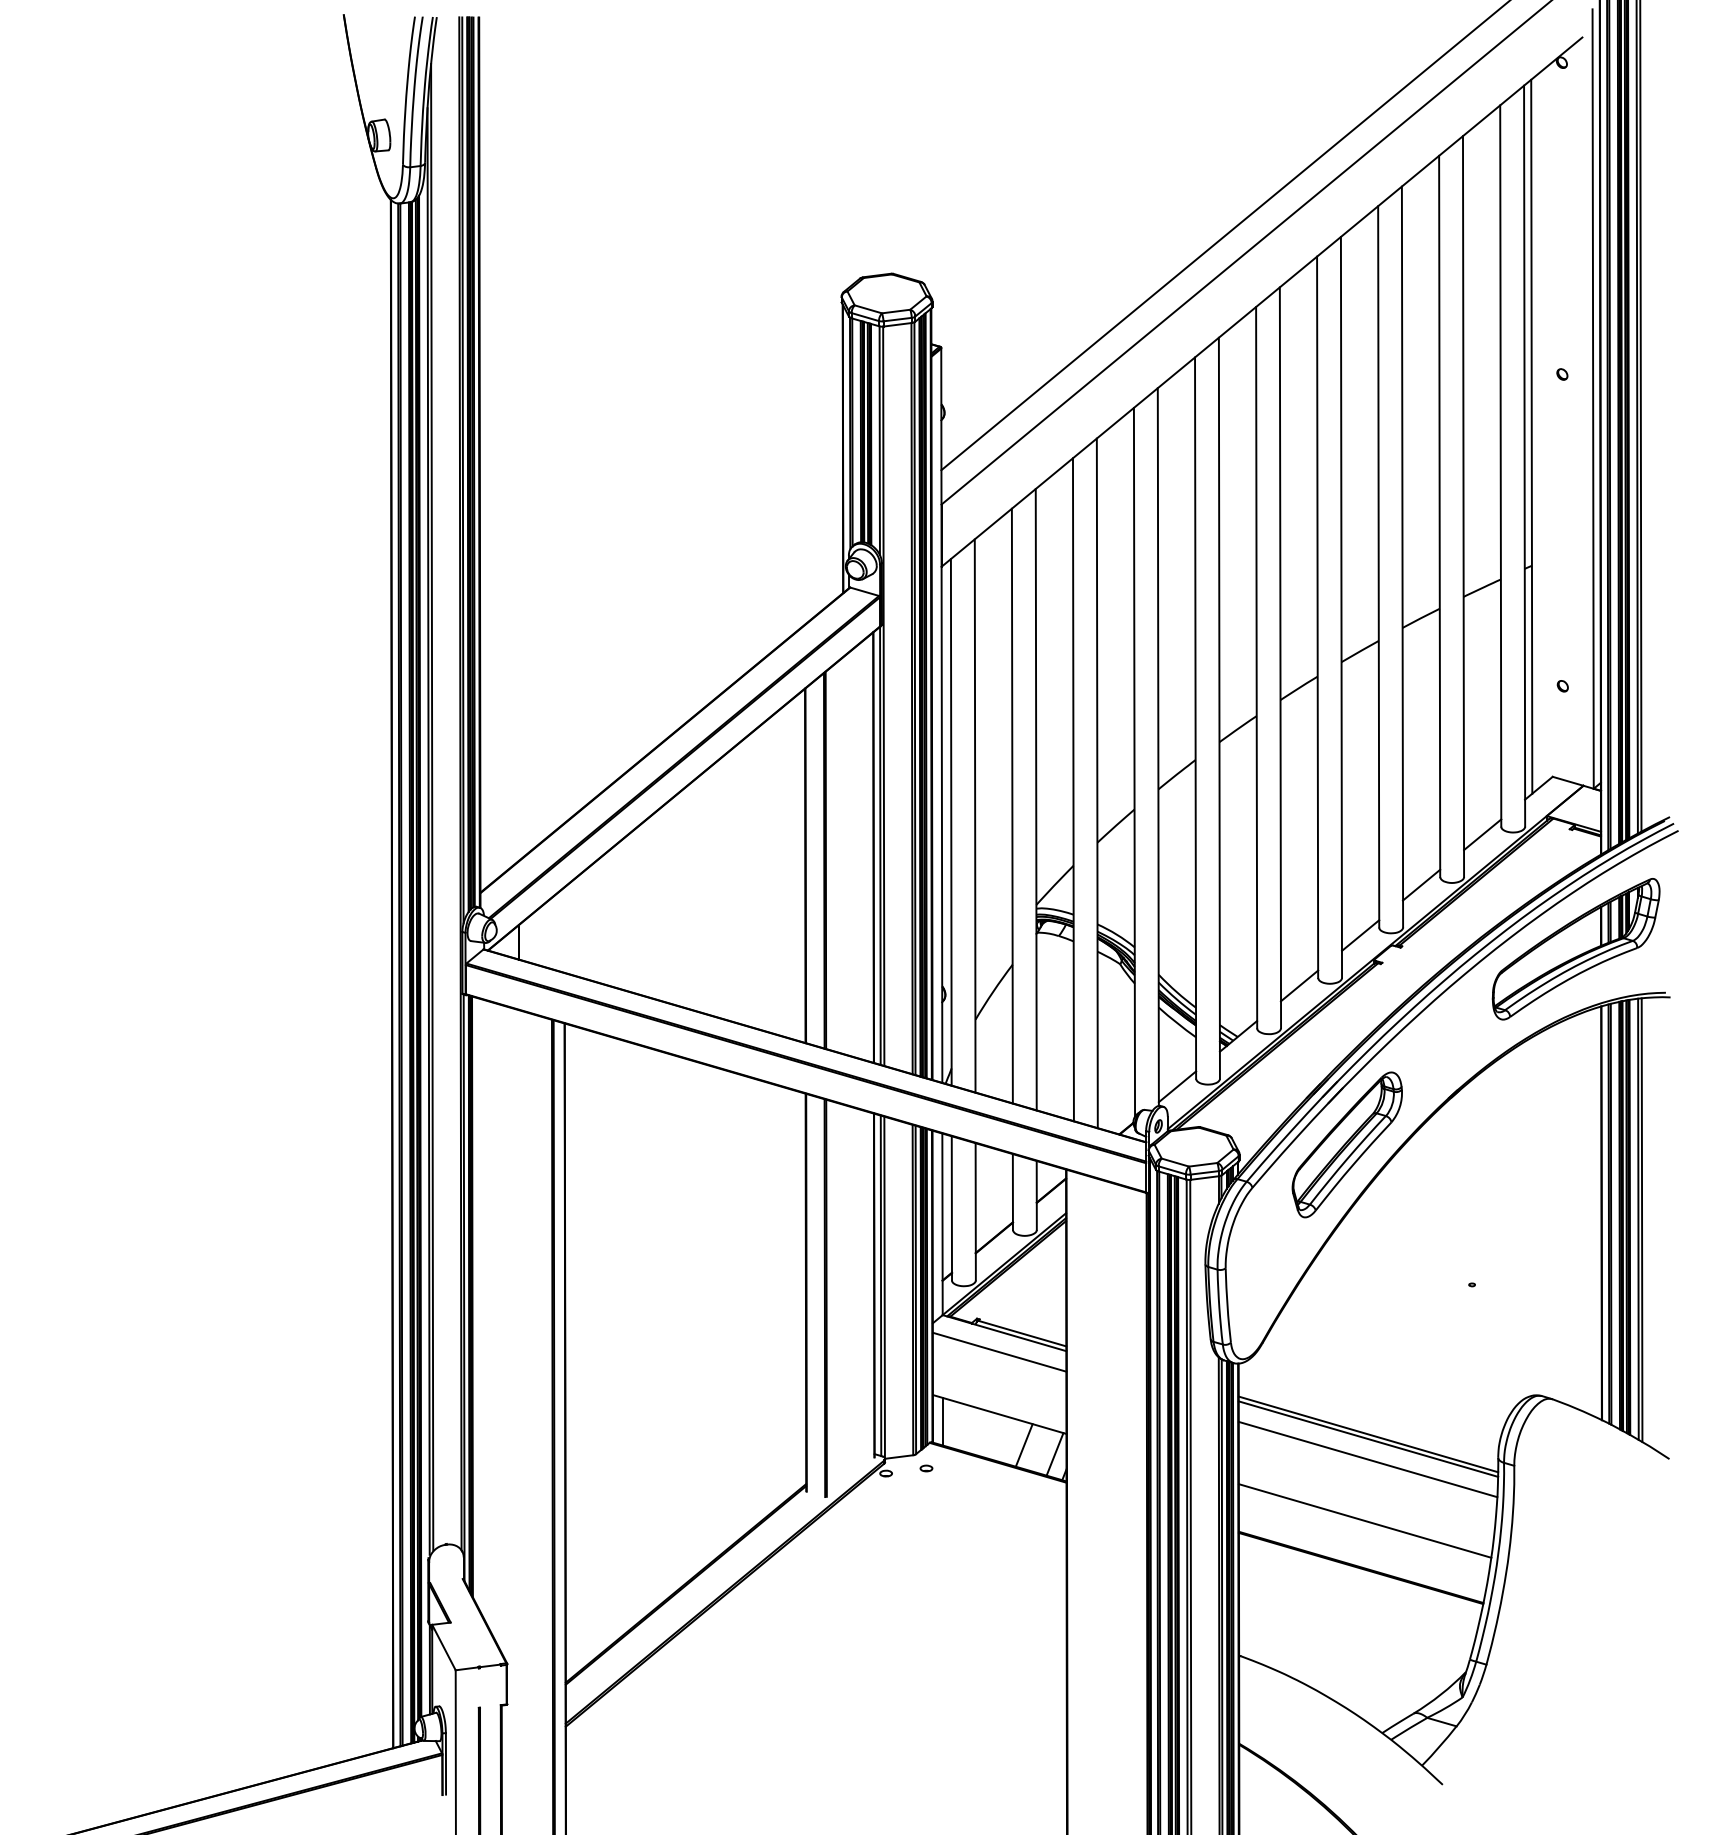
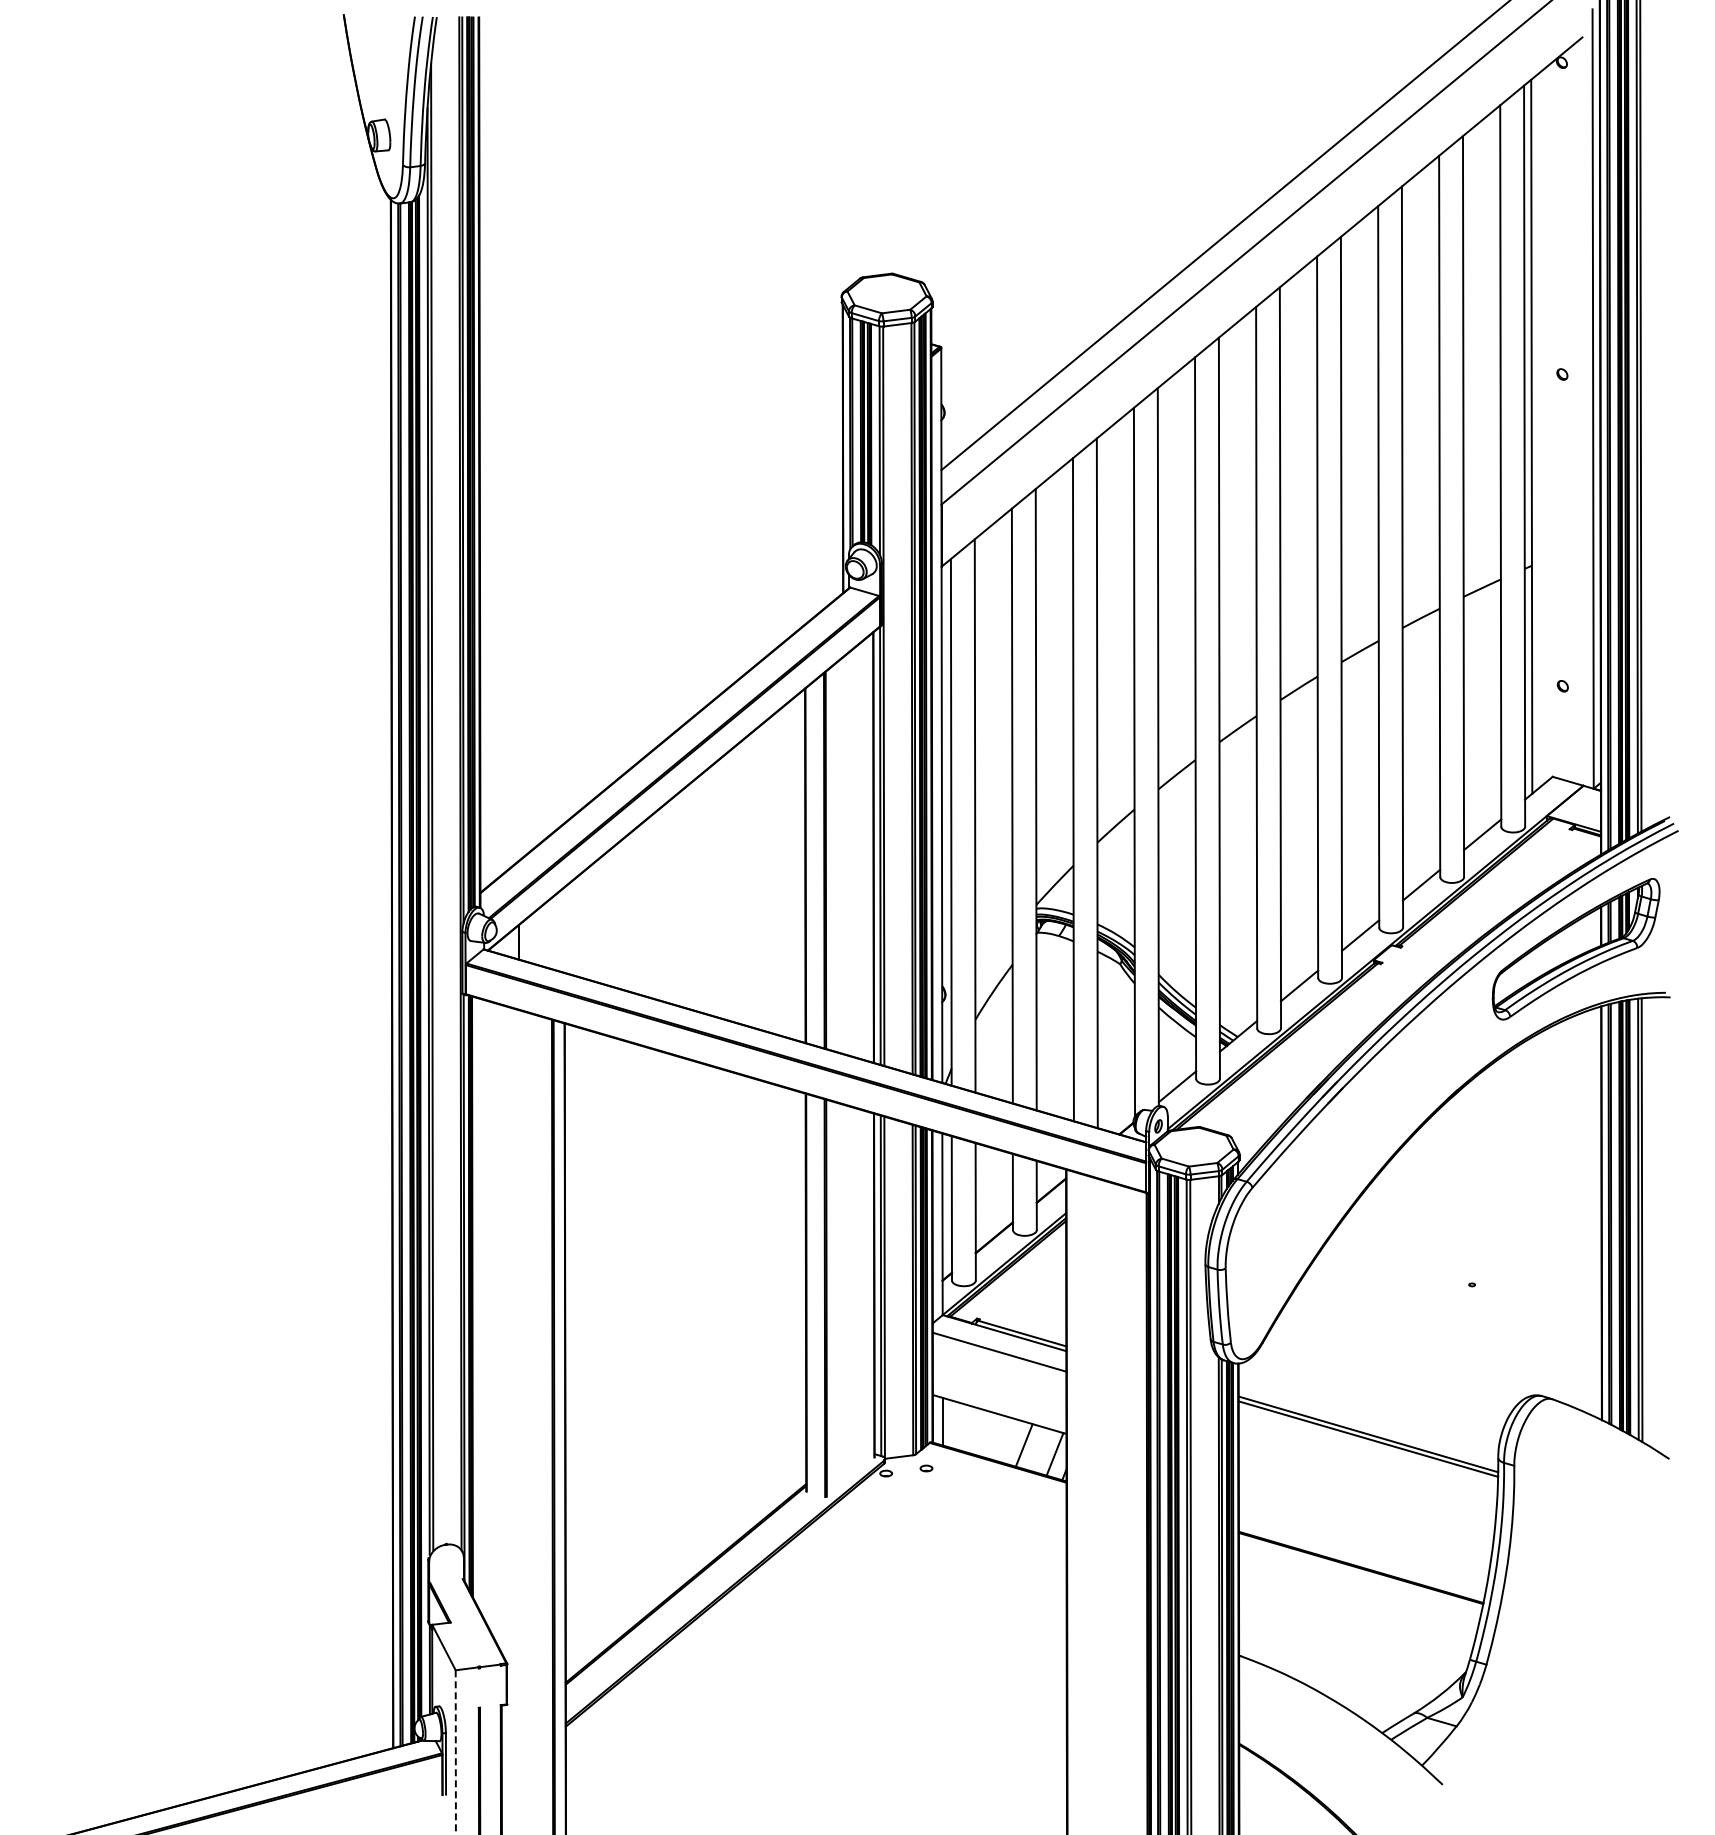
part: present -> none (1346, 1144)
line: present -> none (1367, 1459)
line: present -> none (1364, 1520)
line: solid -> dashed (455, 1752)
